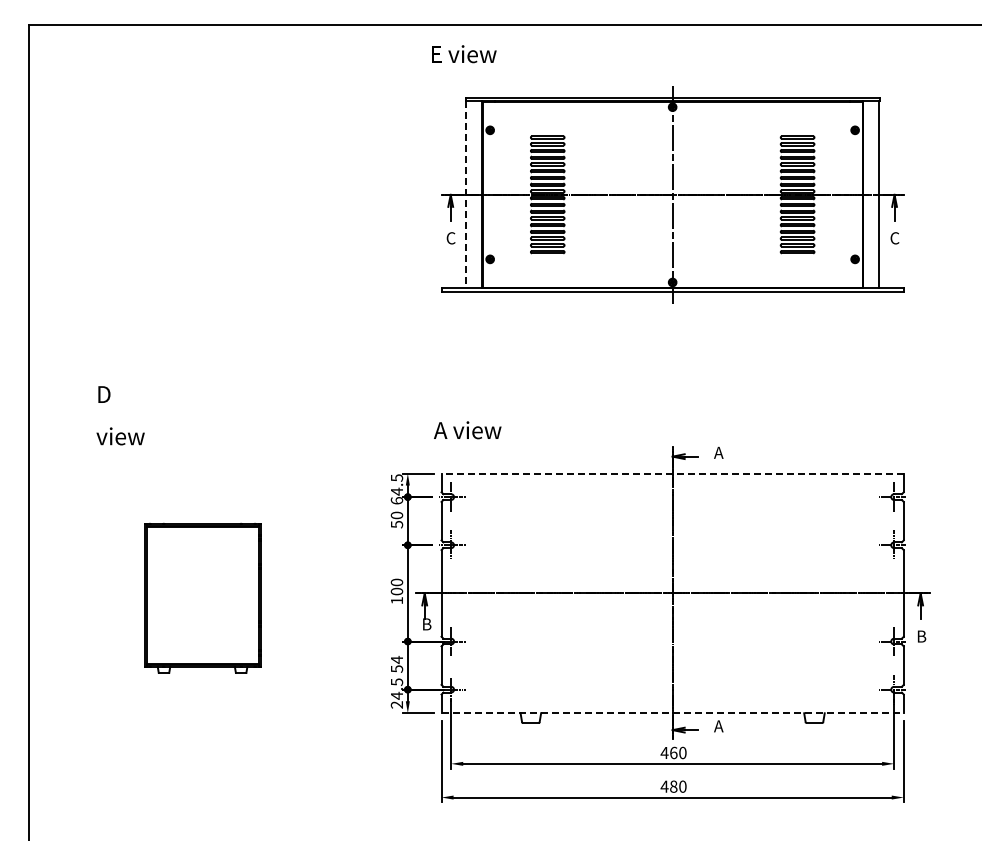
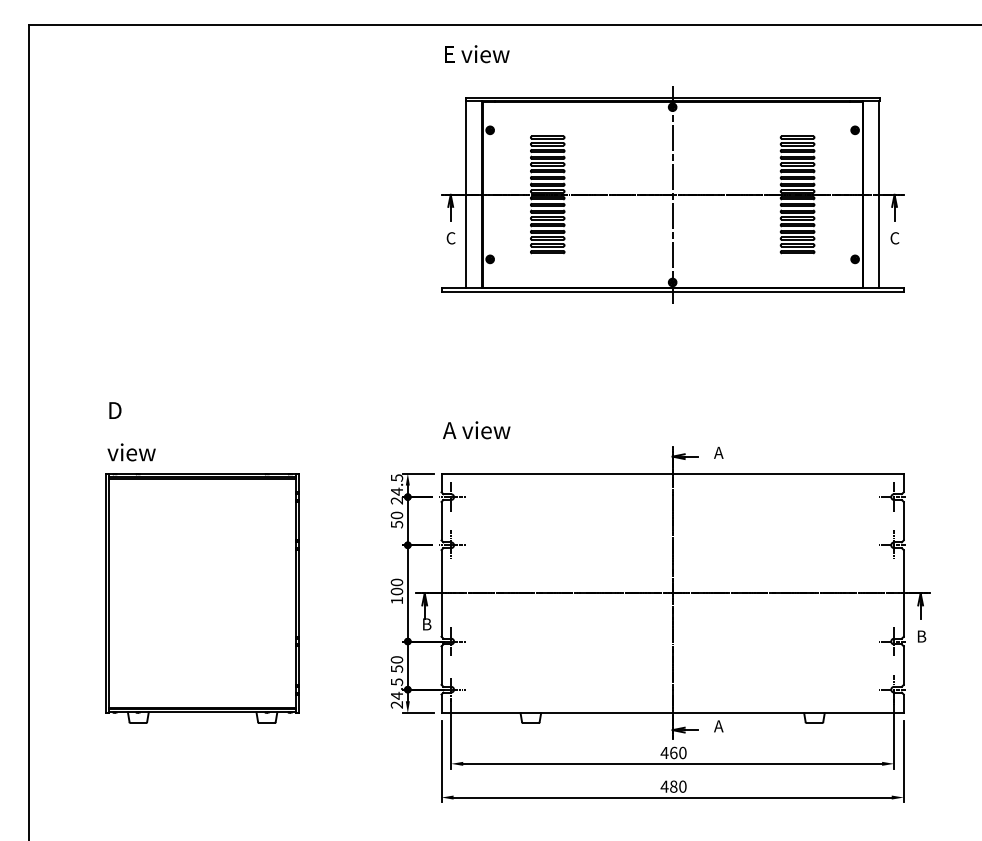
text position: (464, 54) -> (477, 54) (477, 54)
line: dashed -> solid (466, 195)
text position: (120, 415) -> (131, 431) (131, 431)
text position: (467, 430) -> (476, 430) (476, 430)
line: dashed -> solid (672, 473)
text: 64.5 -> 24.5 (396, 500)
part size: 118x152 px -> 195x251 px (202, 598)
text: 54 -> 50 (396, 659)
line: dashed -> solid (673, 713)
